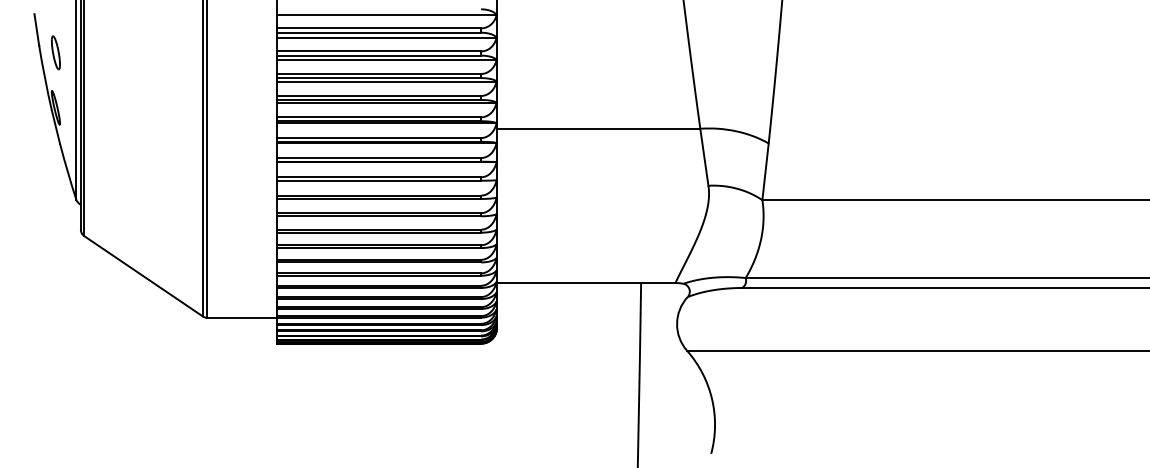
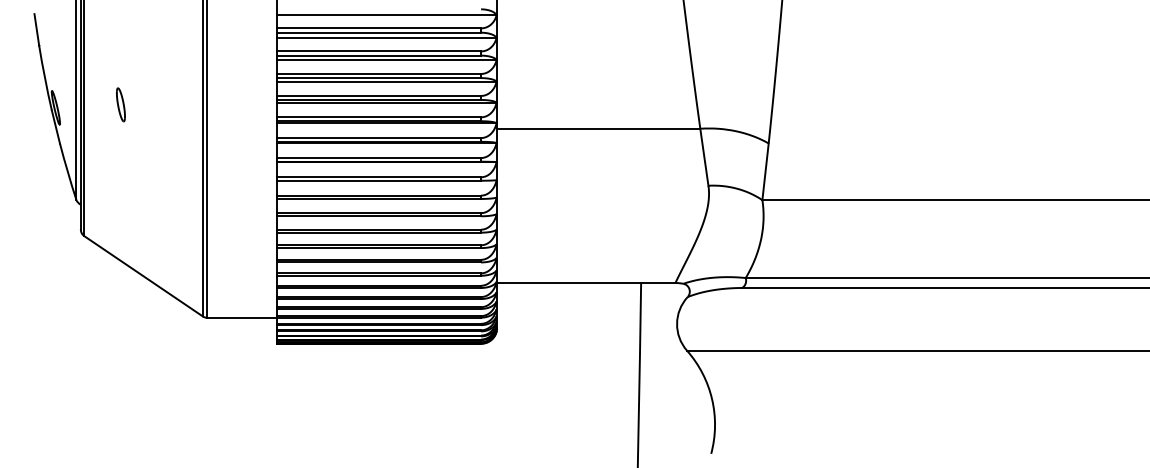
part position: (55, 52) -> (120, 104) (120, 104)
